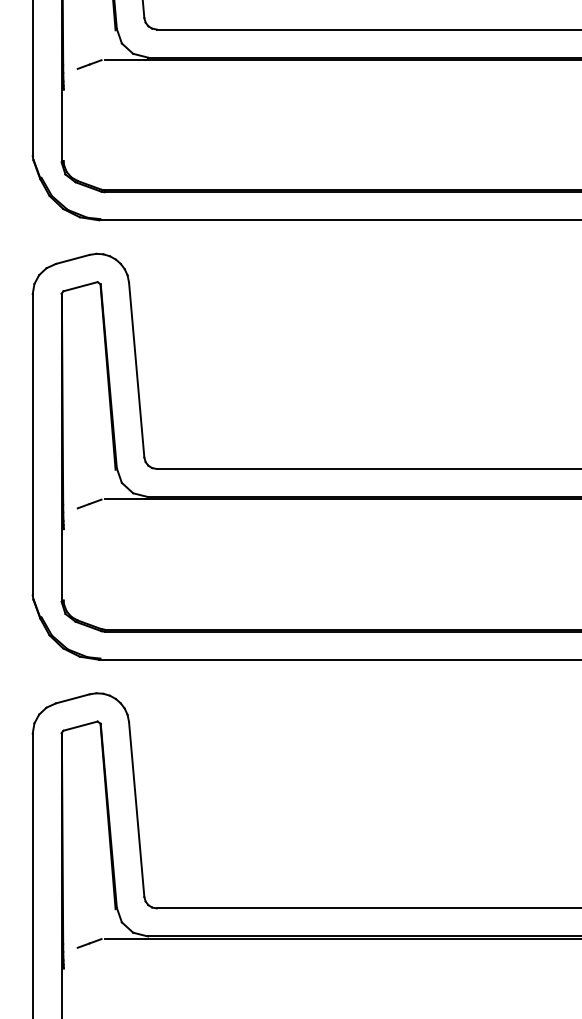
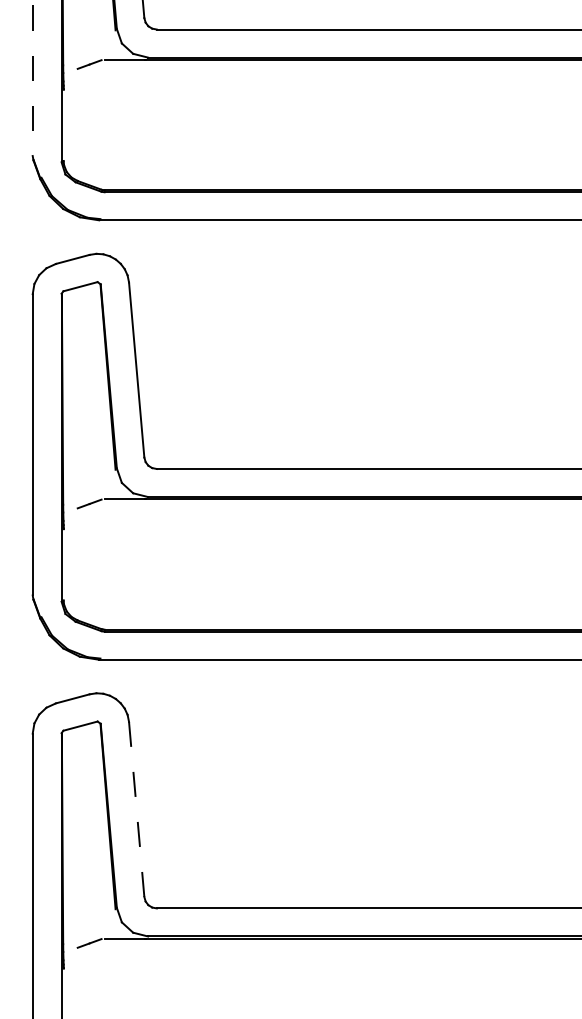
line: solid -> dashed (32, 78)
line: solid -> dashed (136, 809)
